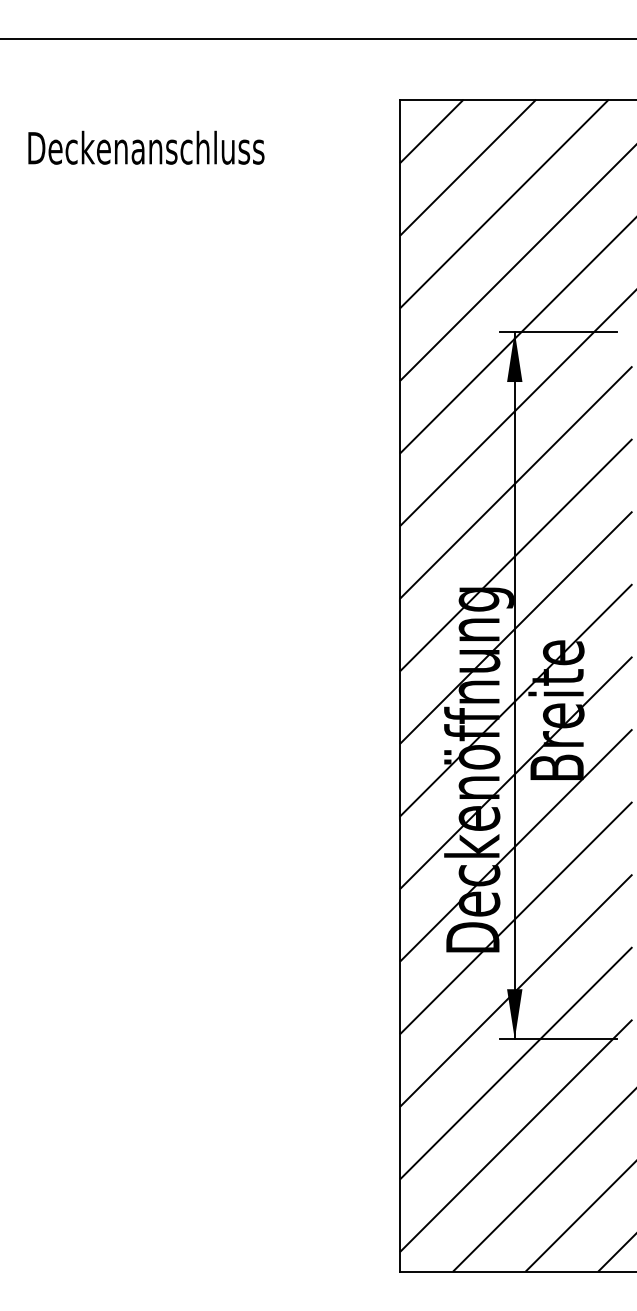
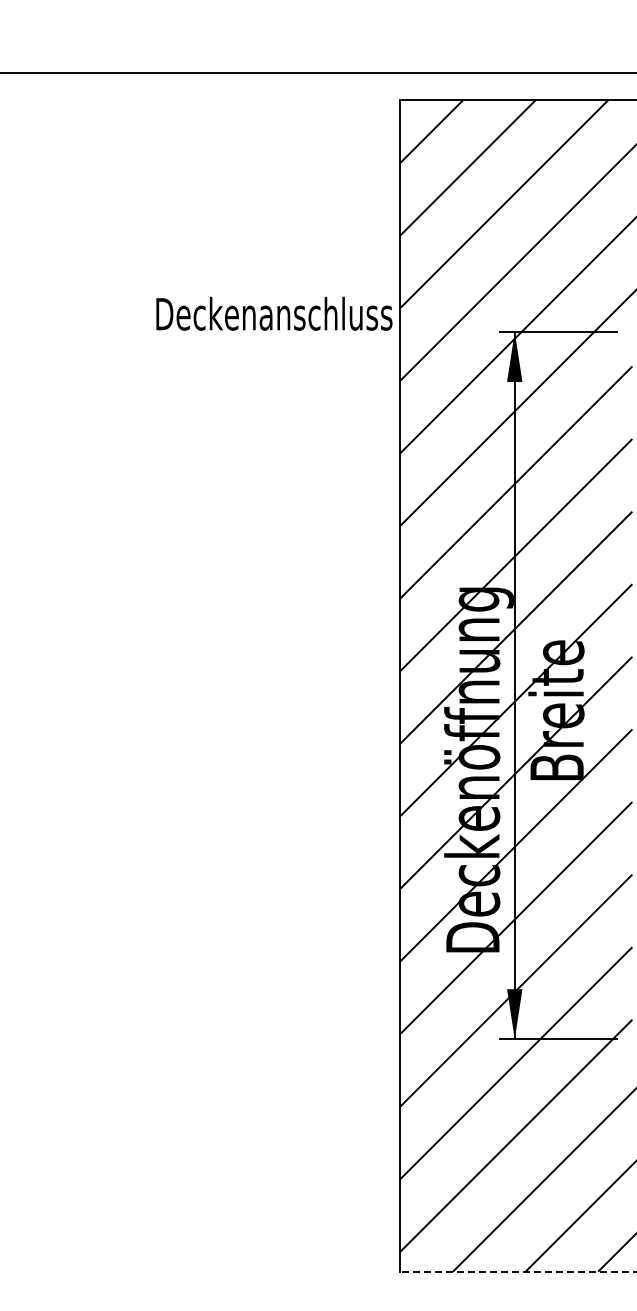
line position: (317, 39) -> (317, 73) (317, 73)
text position: (146, 147) -> (274, 313) (274, 313)
line: solid -> dashed (517, 1271)
